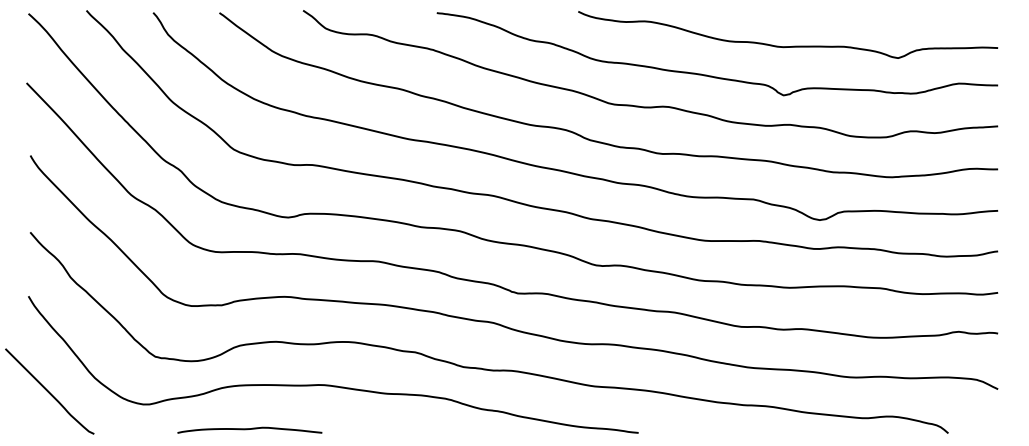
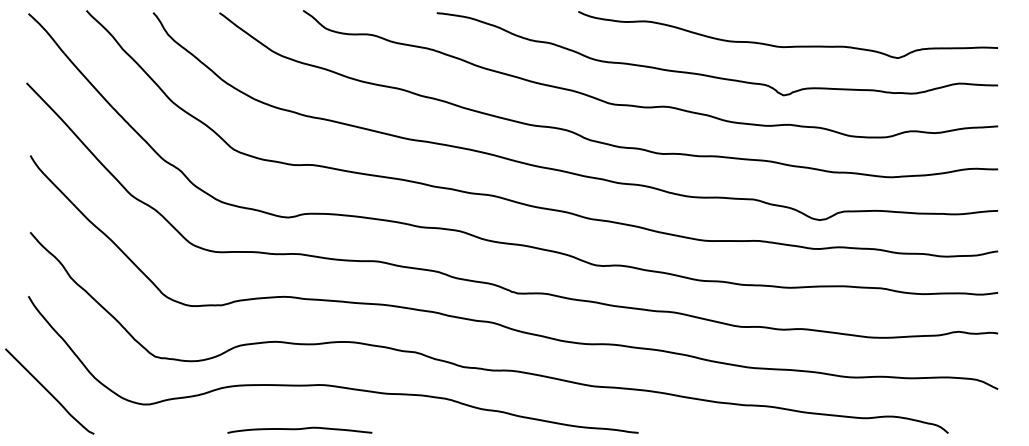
curve position: (249, 429) -> (299, 429) (299, 429)
